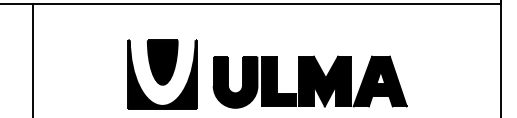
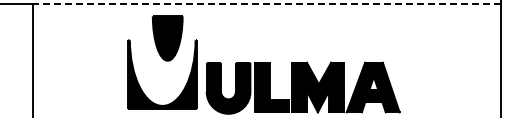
line: solid -> dashed (266, 3)
part position: (162, 62) -> (167, 38) (167, 38)
part position: (309, 81) -> (302, 87) (302, 87)
